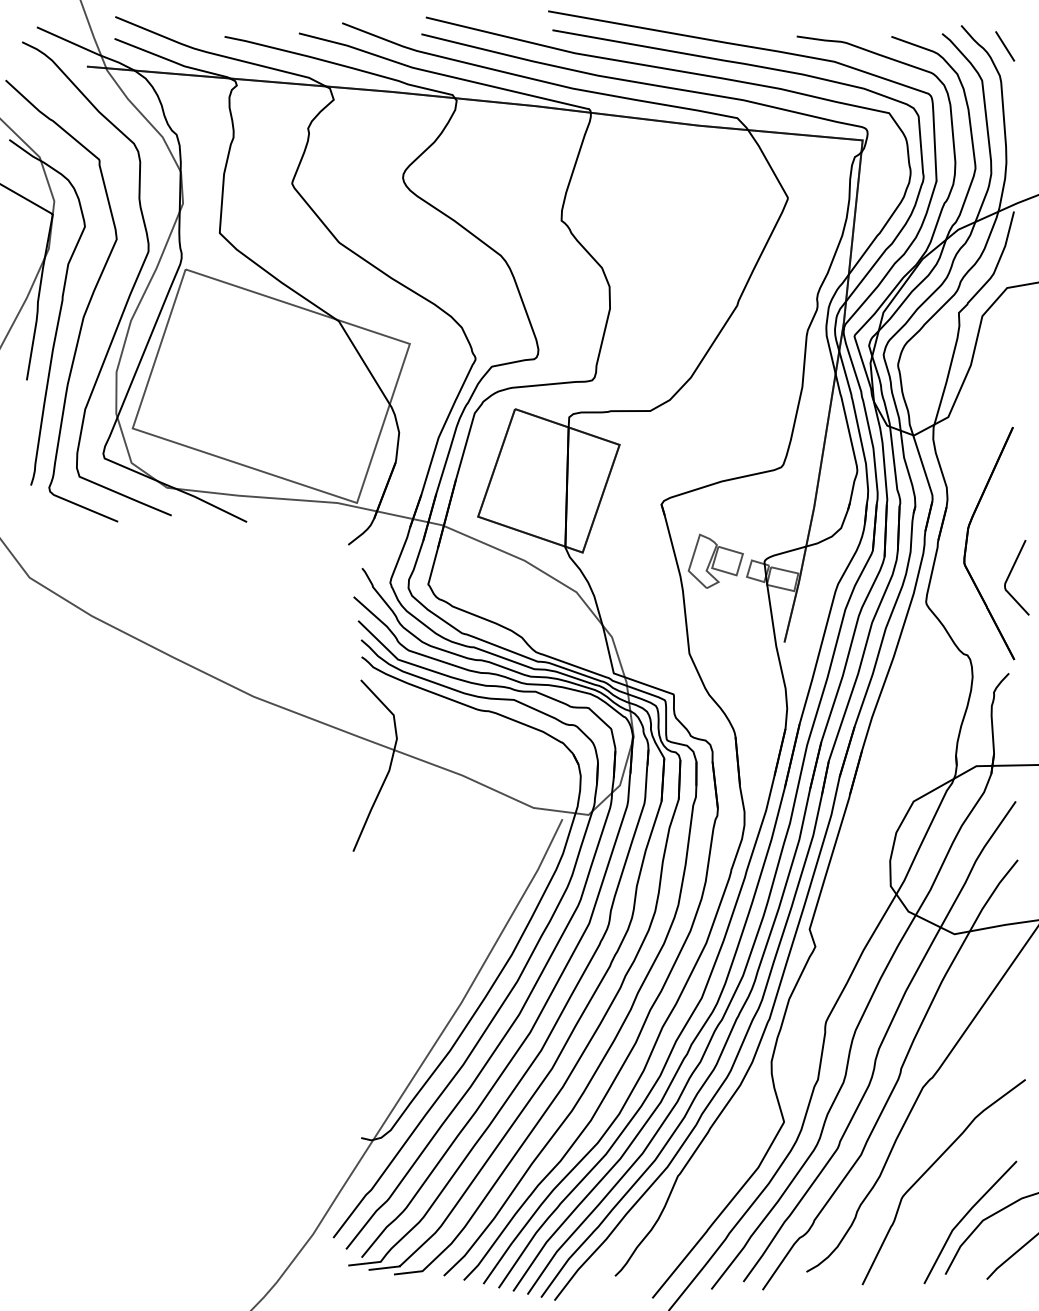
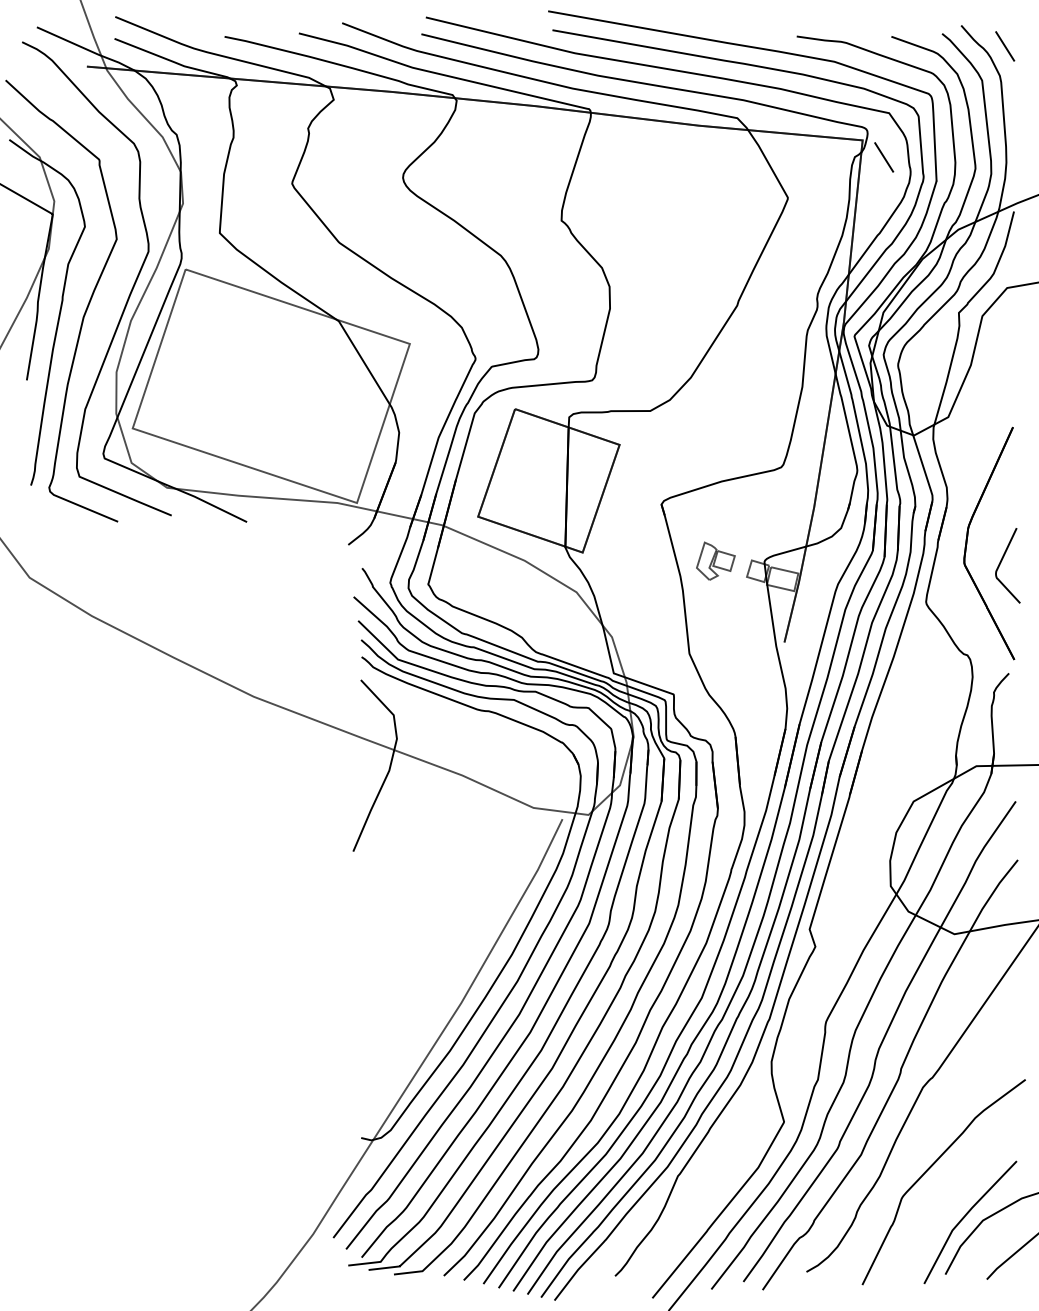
line: none -> present (884, 157)
part size: 56x56 px -> 40x40 px (715, 560)
curve position: (1010, 574) -> (1001, 562) (1001, 562)
